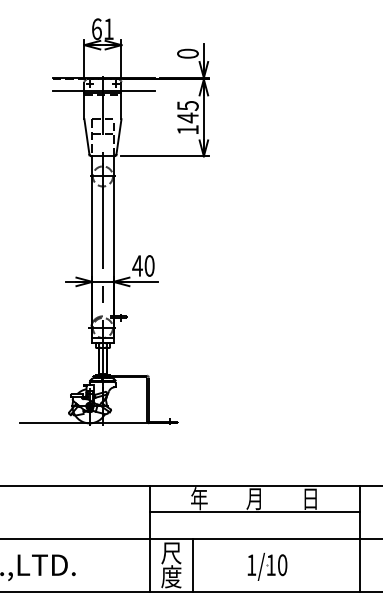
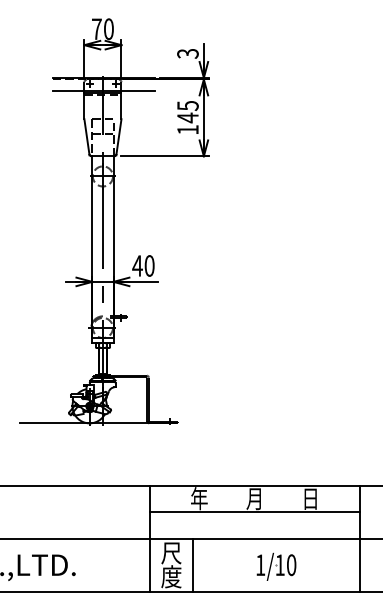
text: 61 -> 70 (102, 29)
text: 0 -> 3 (187, 53)
part position: (267, 566) -> (276, 566) (276, 566)
